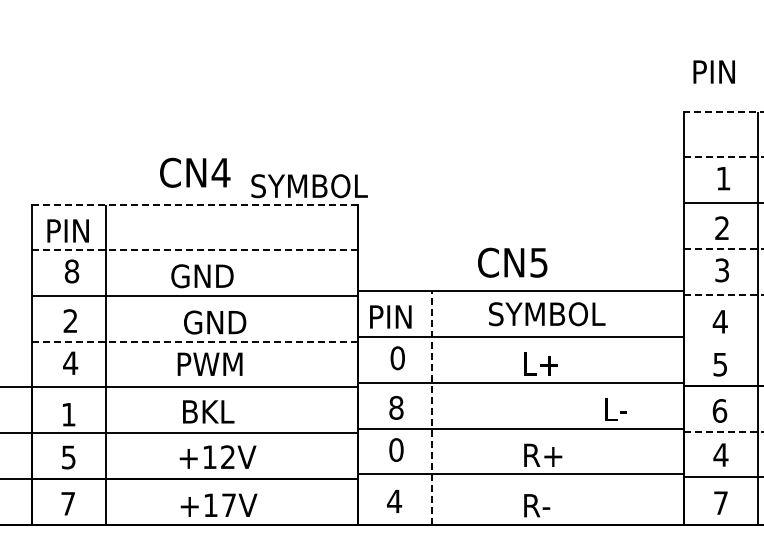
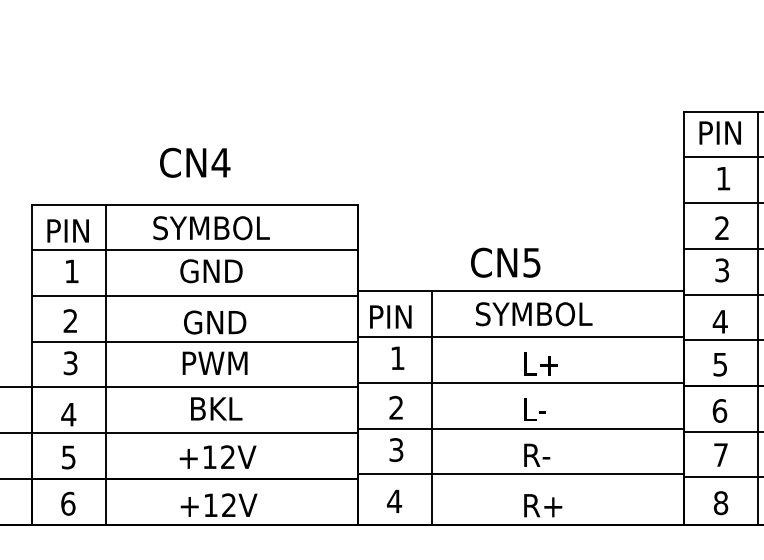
text position: (713, 71) -> (719, 132) (719, 132)
line: dashed -> solid (723, 111)
line: dashed -> solid (723, 157)
text position: (195, 172) -> (195, 162) (195, 162)
text position: (309, 186) -> (211, 228) (211, 228)
line: dashed -> solid (194, 204)
line: dashed -> solid (723, 248)
line: dashed -> solid (194, 250)
text position: (512, 262) -> (505, 262) (505, 262)
text: 8 -> 1 (71, 271)
text position: (202, 276) -> (211, 271) (211, 271)
line: dashed -> solid (723, 294)
text position: (547, 314) -> (534, 314) (534, 314)
line: none -> present (721, 340)
line: dashed -> solid (194, 341)
text: 0 -> 1 (397, 358)
text: 4 -> 3 (70, 363)
text position: (209, 363) -> (214, 362) (214, 362)
text: 8 -> 2 (396, 407)
line: dashed -> solid (432, 407)
text position: (615, 409) -> (534, 409) (534, 409)
text position: (208, 411) -> (216, 408) (216, 408)
text: 1 -> 4 (68, 414)
line: dashed -> solid (723, 431)
text: 0 -> 3 (396, 449)
text: 4 -> 7 (720, 454)
text: R+ -> R- (552, 456)
text: 7 -> 6 (68, 503)
text: 7 -> 8 (721, 503)
text: +17V -> +12V (228, 504)
text: R- -> R+ (552, 507)
